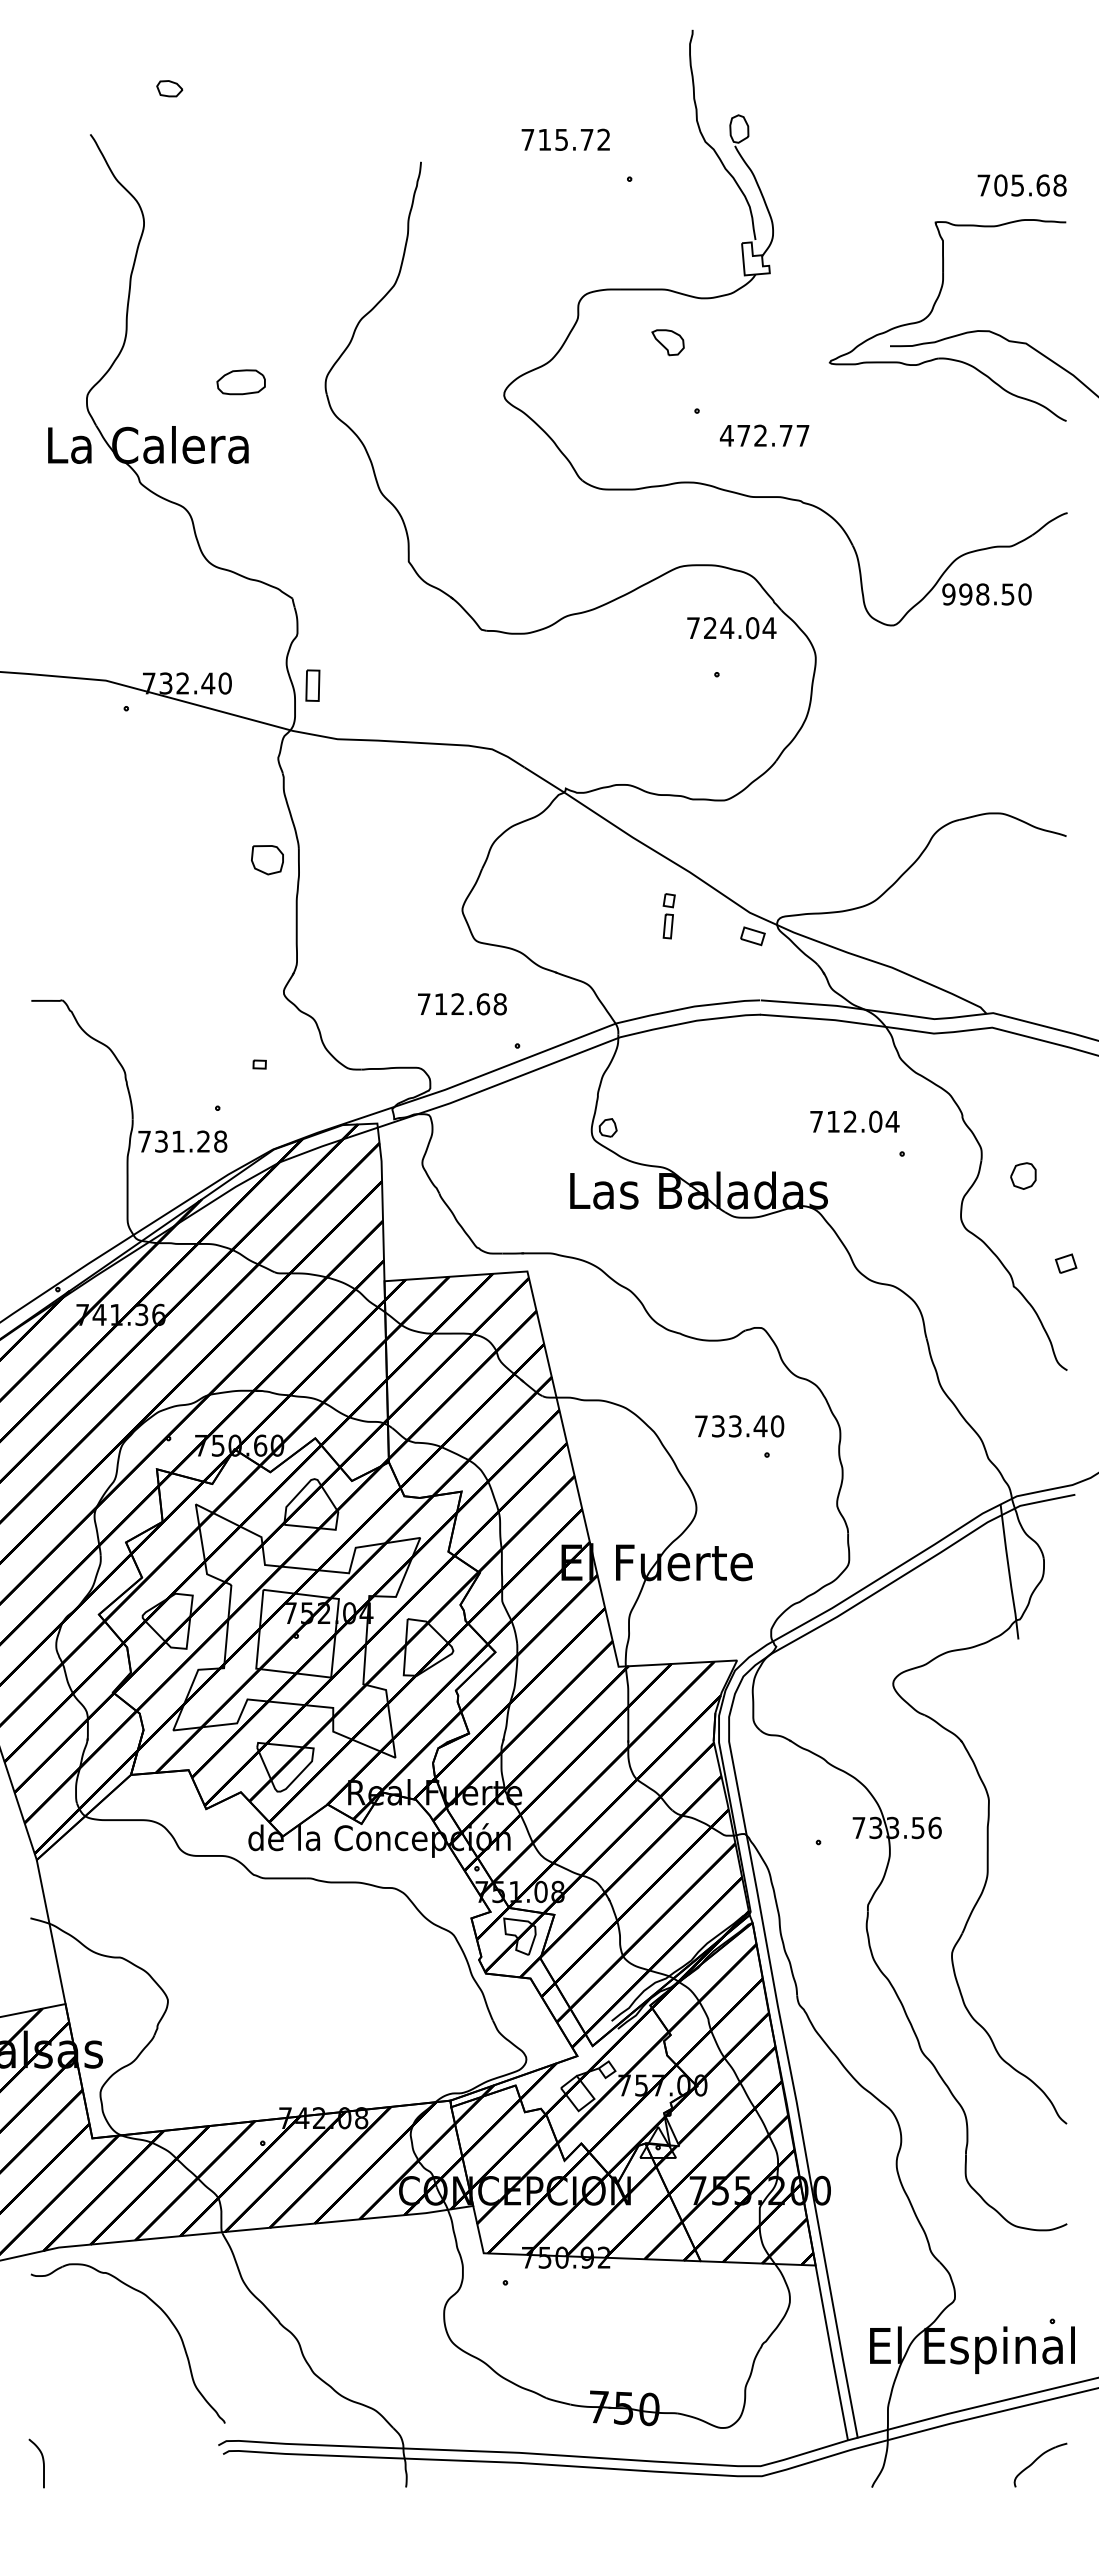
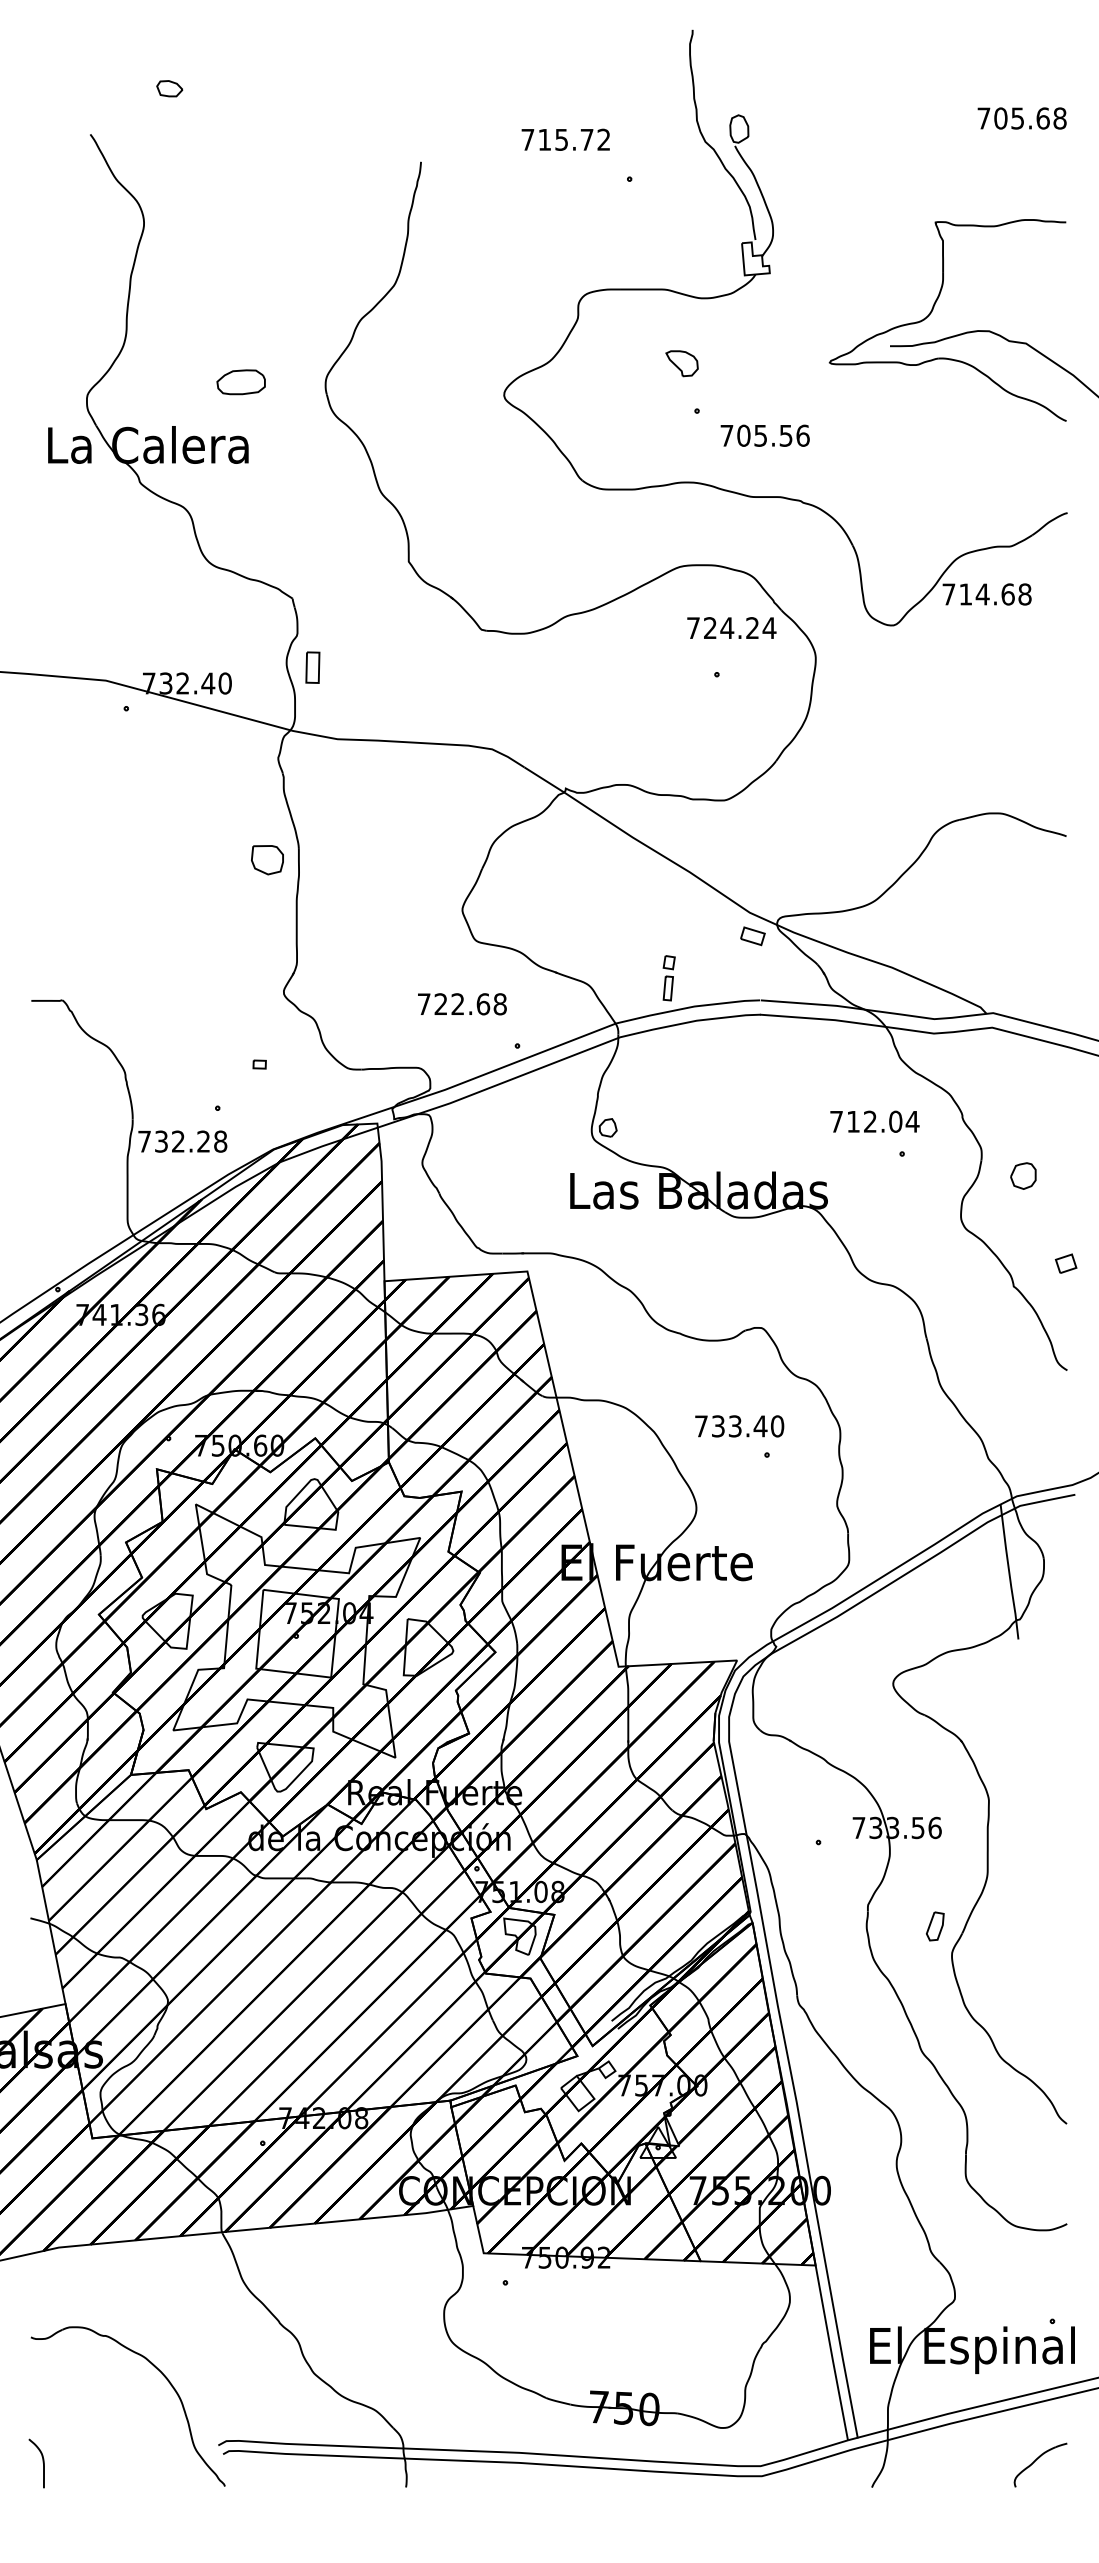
text position: (1021, 185) -> (1021, 118) (1021, 118)
part position: (667, 342) -> (681, 363) (681, 363)
text: 472.77 -> 705.56 (764, 435)
text: 998.50 -> 714.68 (986, 594)
text: 724.04 -> 724.24 (752, 628)
part position: (312, 685) -> (312, 667) (312, 667)
part position: (668, 916) -> (668, 978) (668, 978)
text: 712.68 -> 722.68 (440, 1003)
text position: (854, 1121) -> (874, 1121) (874, 1121)
text: 731.28 -> 732.28 (178, 1141)
part: none -> present (935, 1926)
hatch: none -> present (307, 1953)
part position: (163, 2313) -> (163, 2376) (163, 2376)
